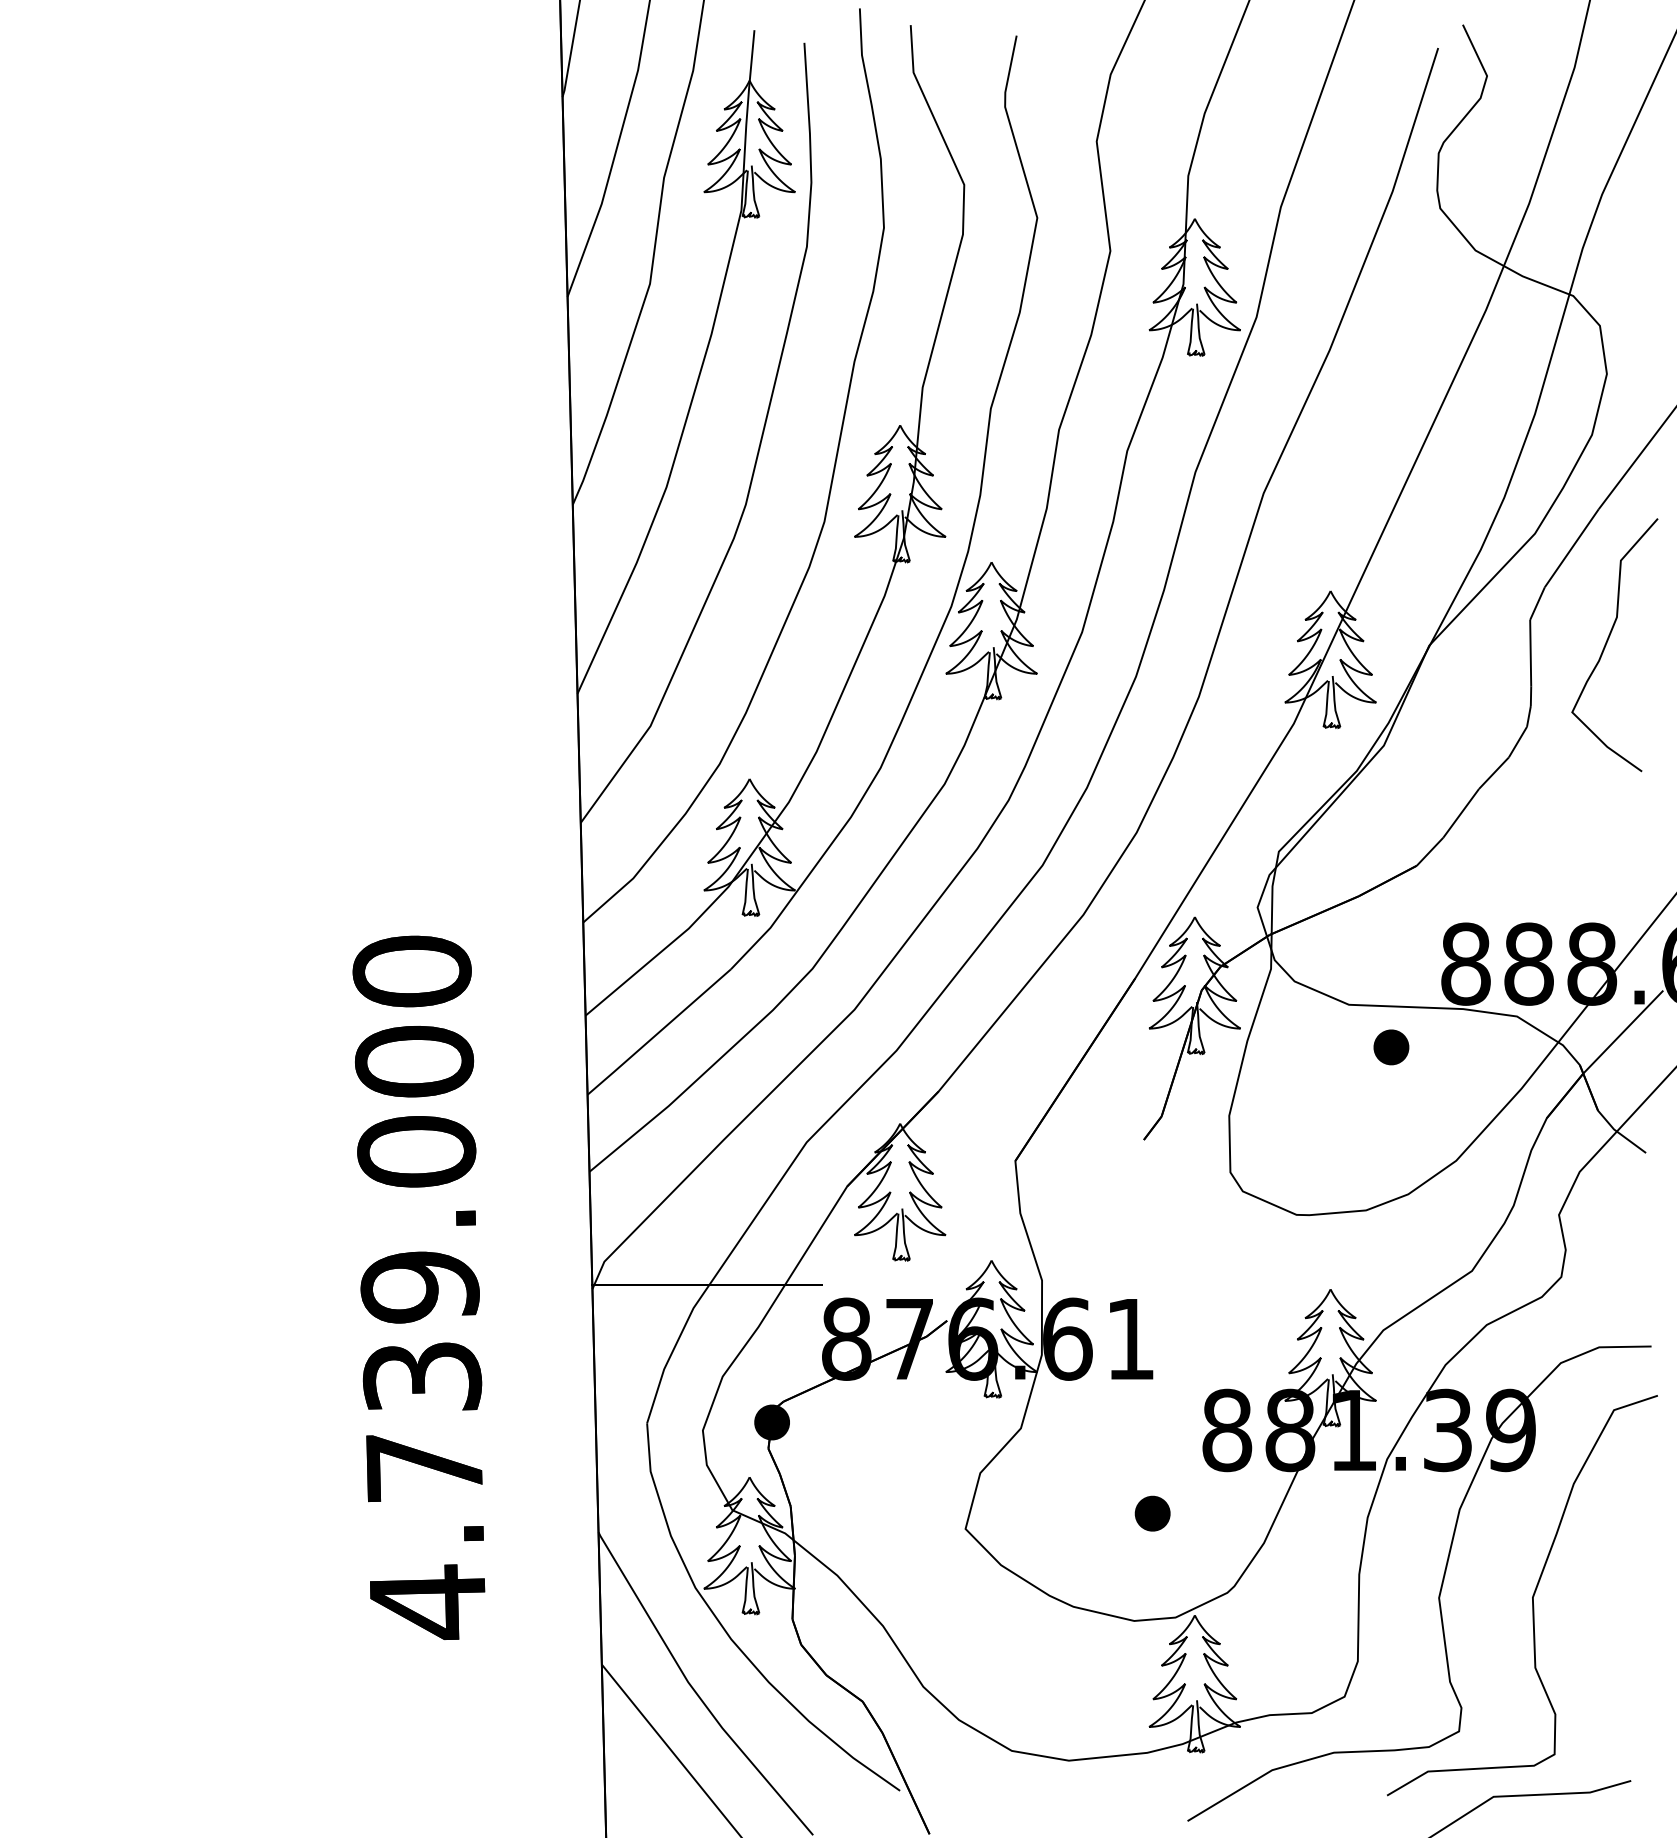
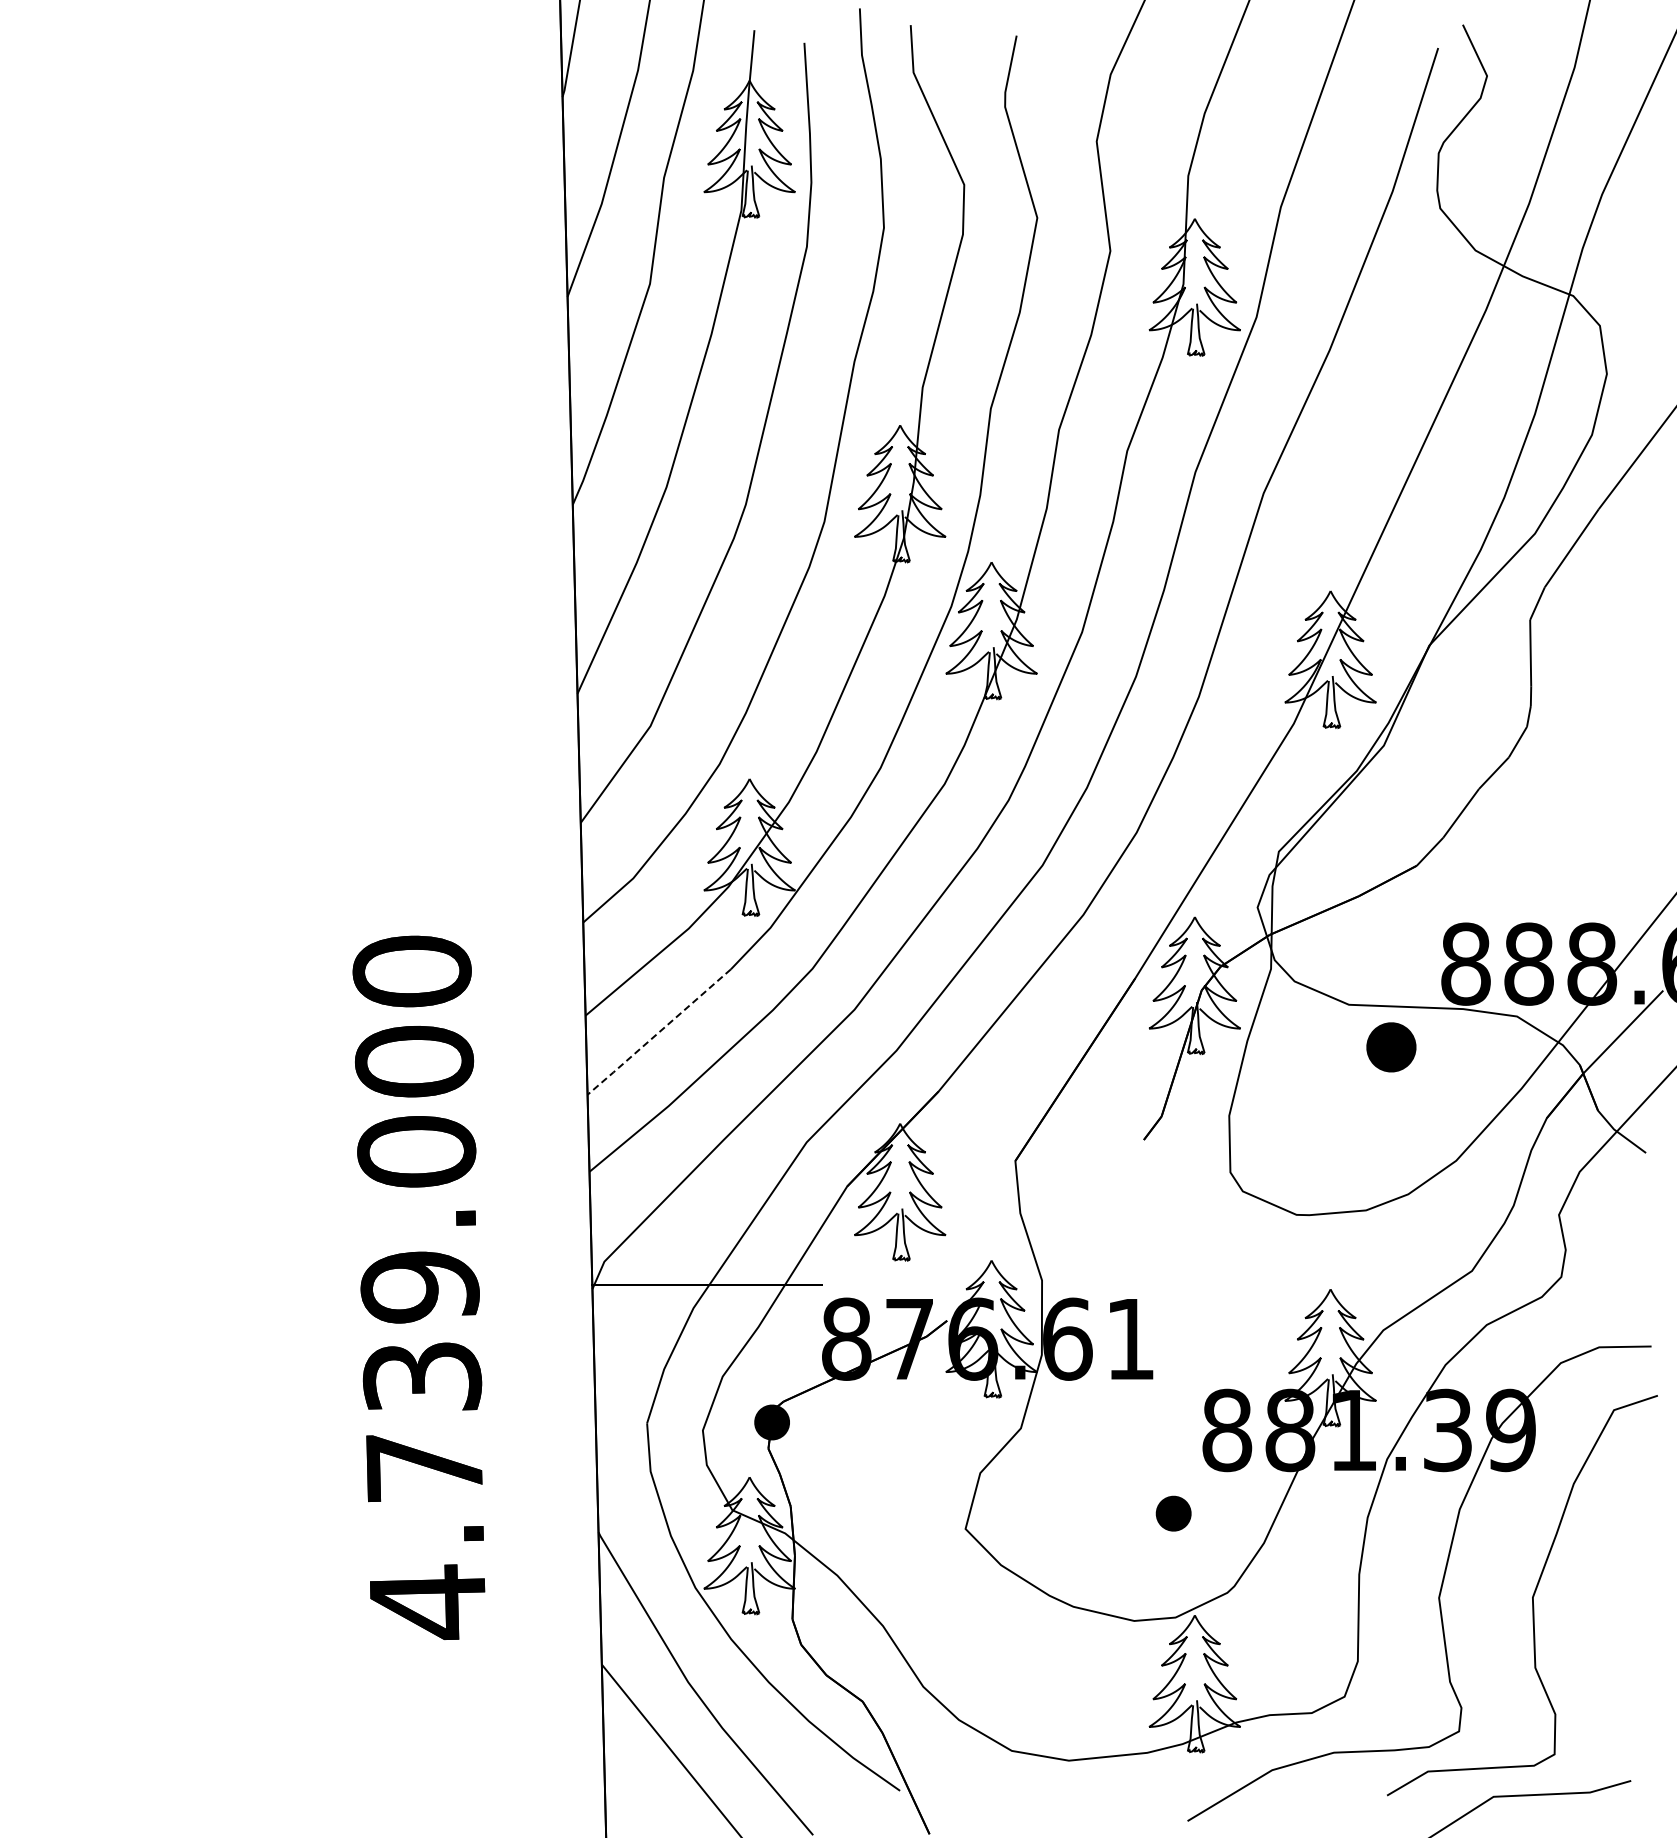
curve: present -> none (1607, 643)
line: solid -> dashed (658, 1032)
part size: 37x37 px -> 51x51 px (1391, 1047)
part position: (1152, 1513) -> (1173, 1513) (1173, 1513)
